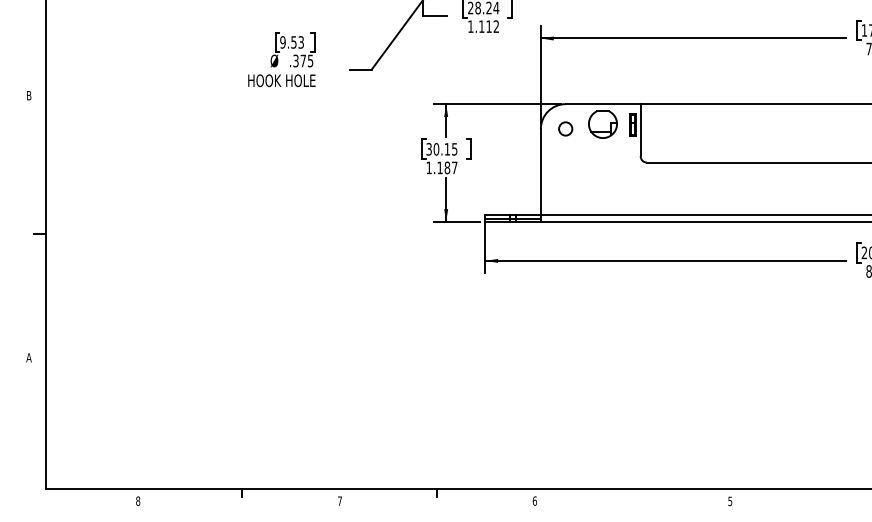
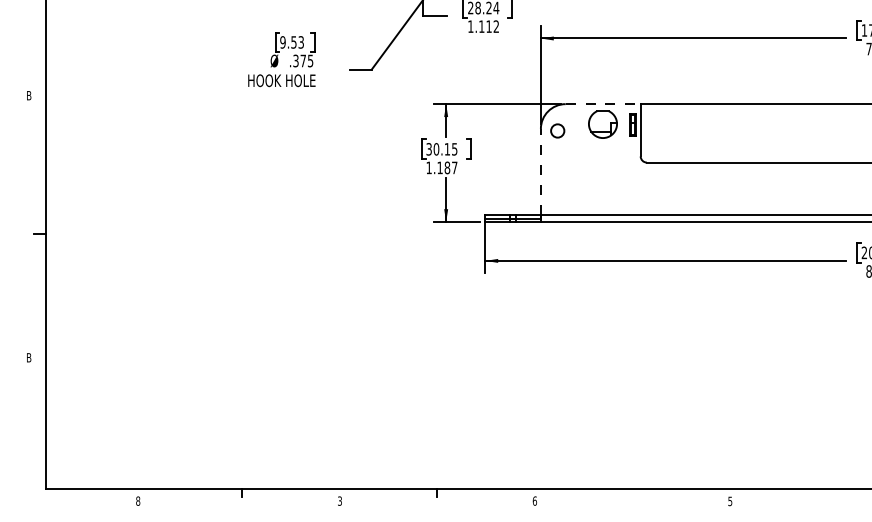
line: solid -> dashed (603, 104)
circle position: (565, 128) -> (557, 130) (557, 130)
line: solid -> dashed (540, 171)
text: A -> B (28, 357)
text: 7 -> 3 (339, 500)
